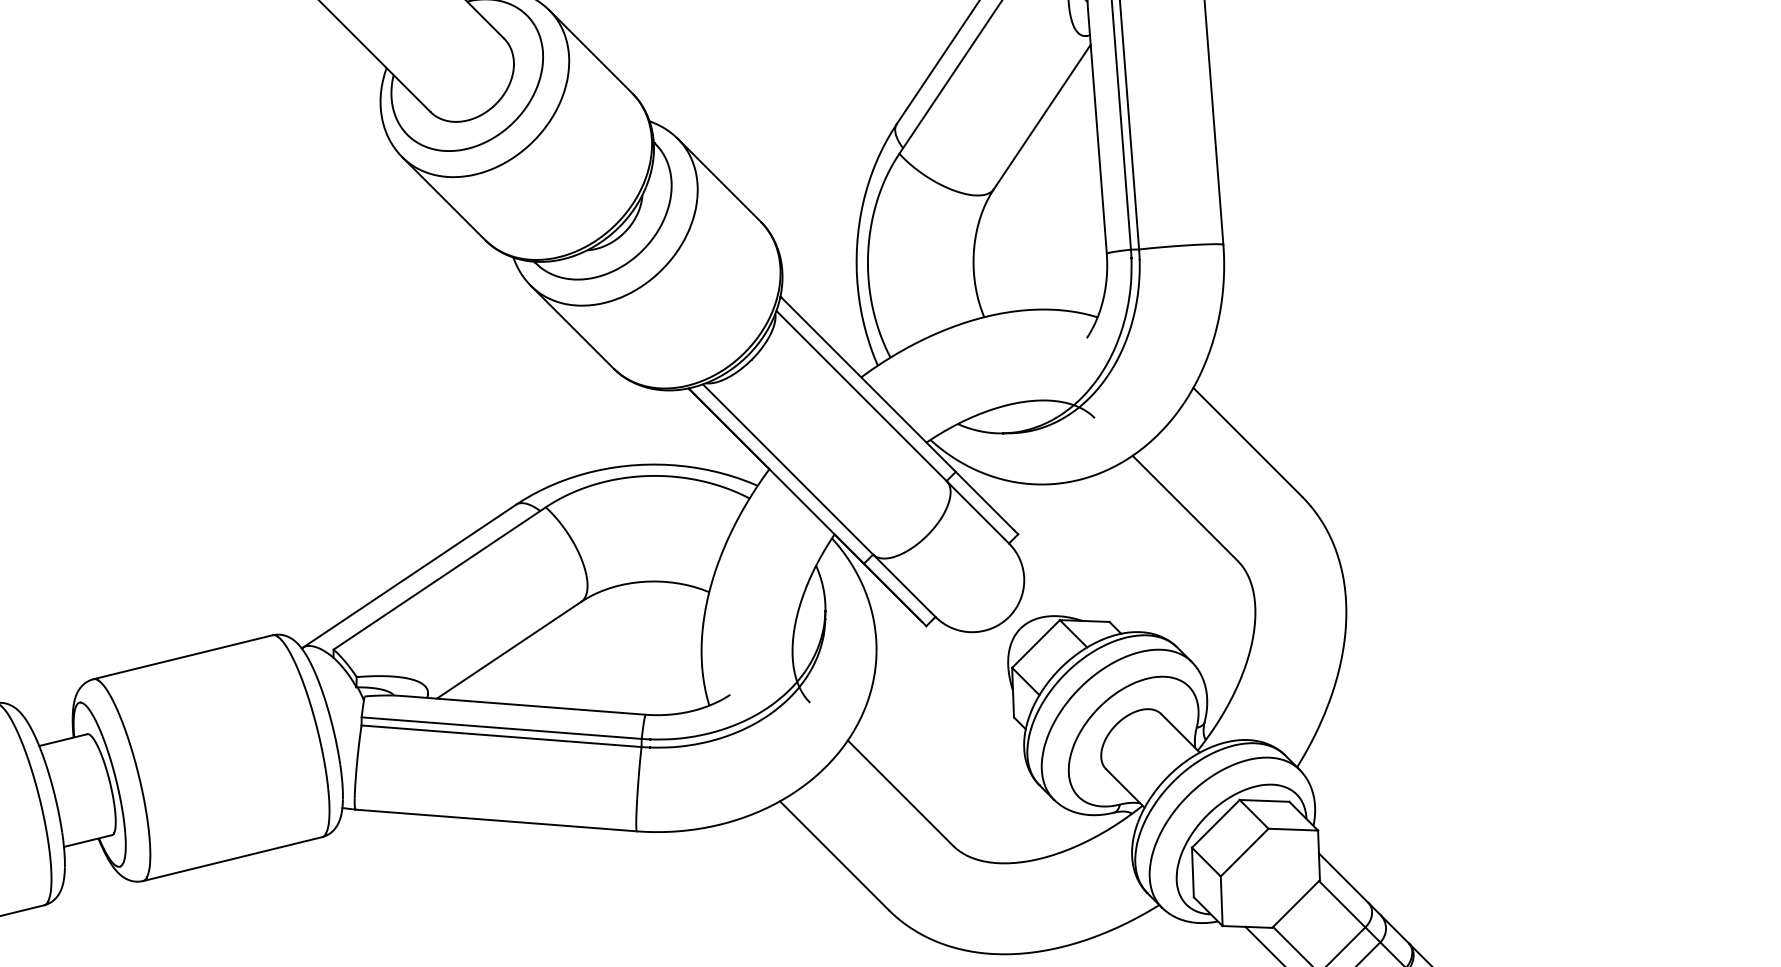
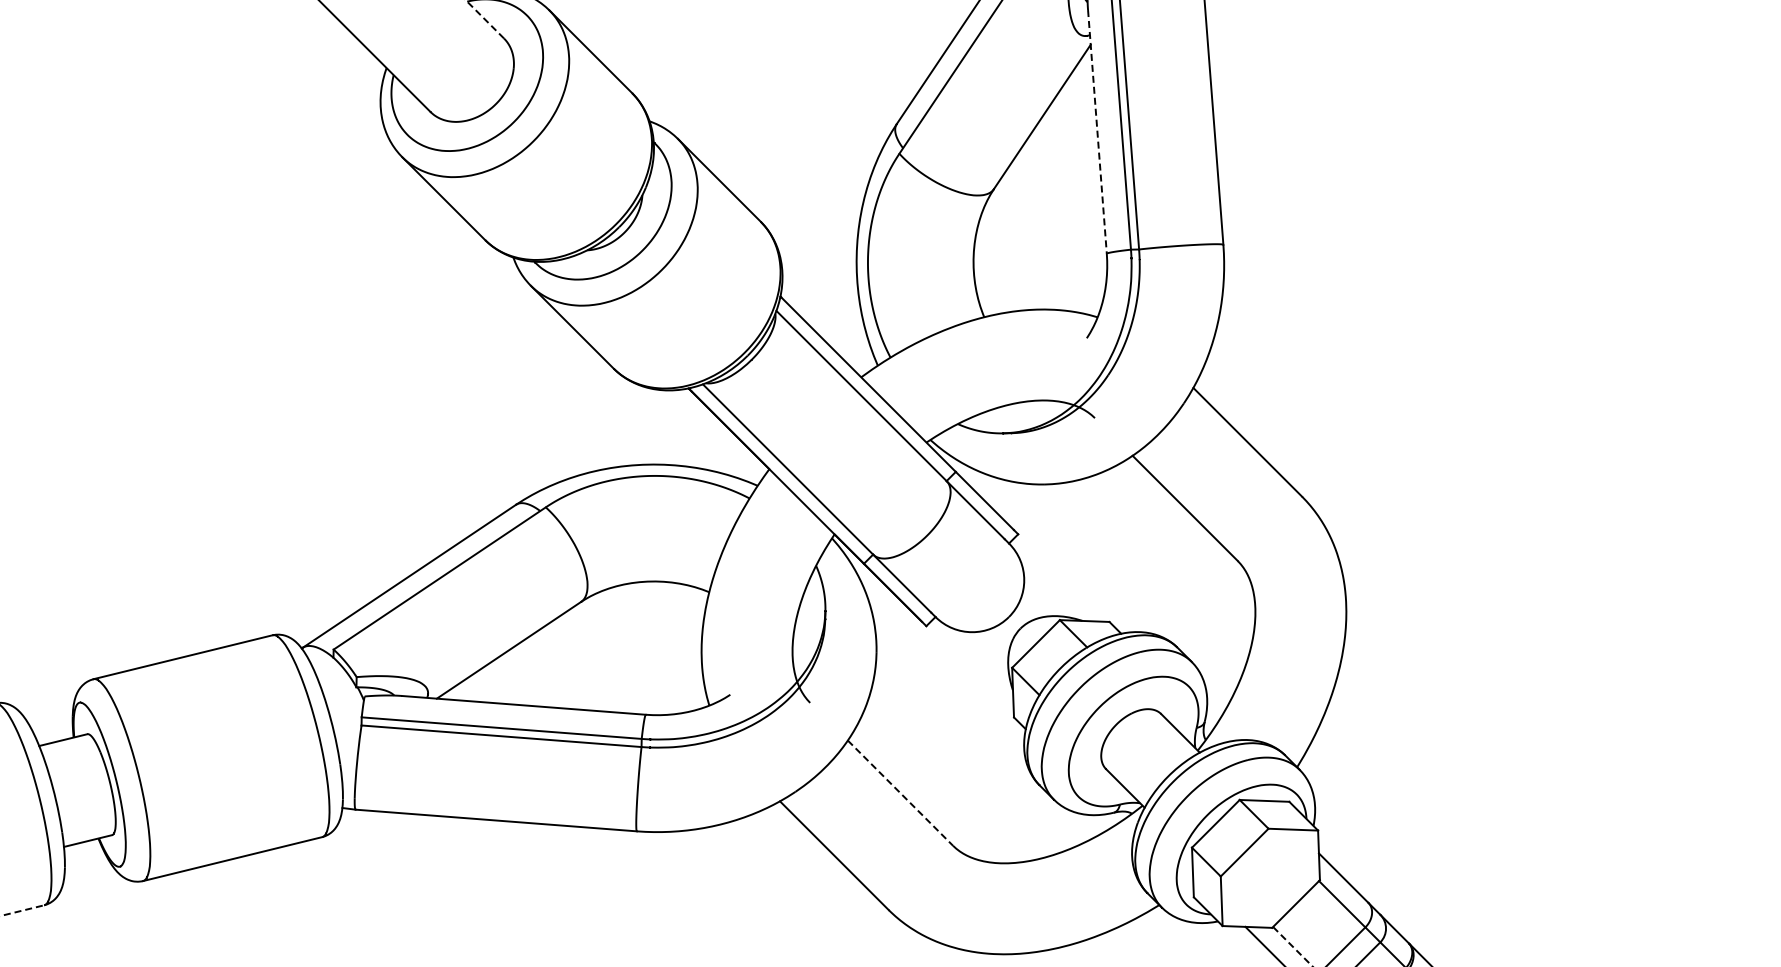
line: solid -> dashed (484, 19)
line: solid -> dashed (1097, 132)
line: solid -> dashed (900, 793)
line: solid -> dashed (22, 910)
line: solid -> dashed (1292, 946)
